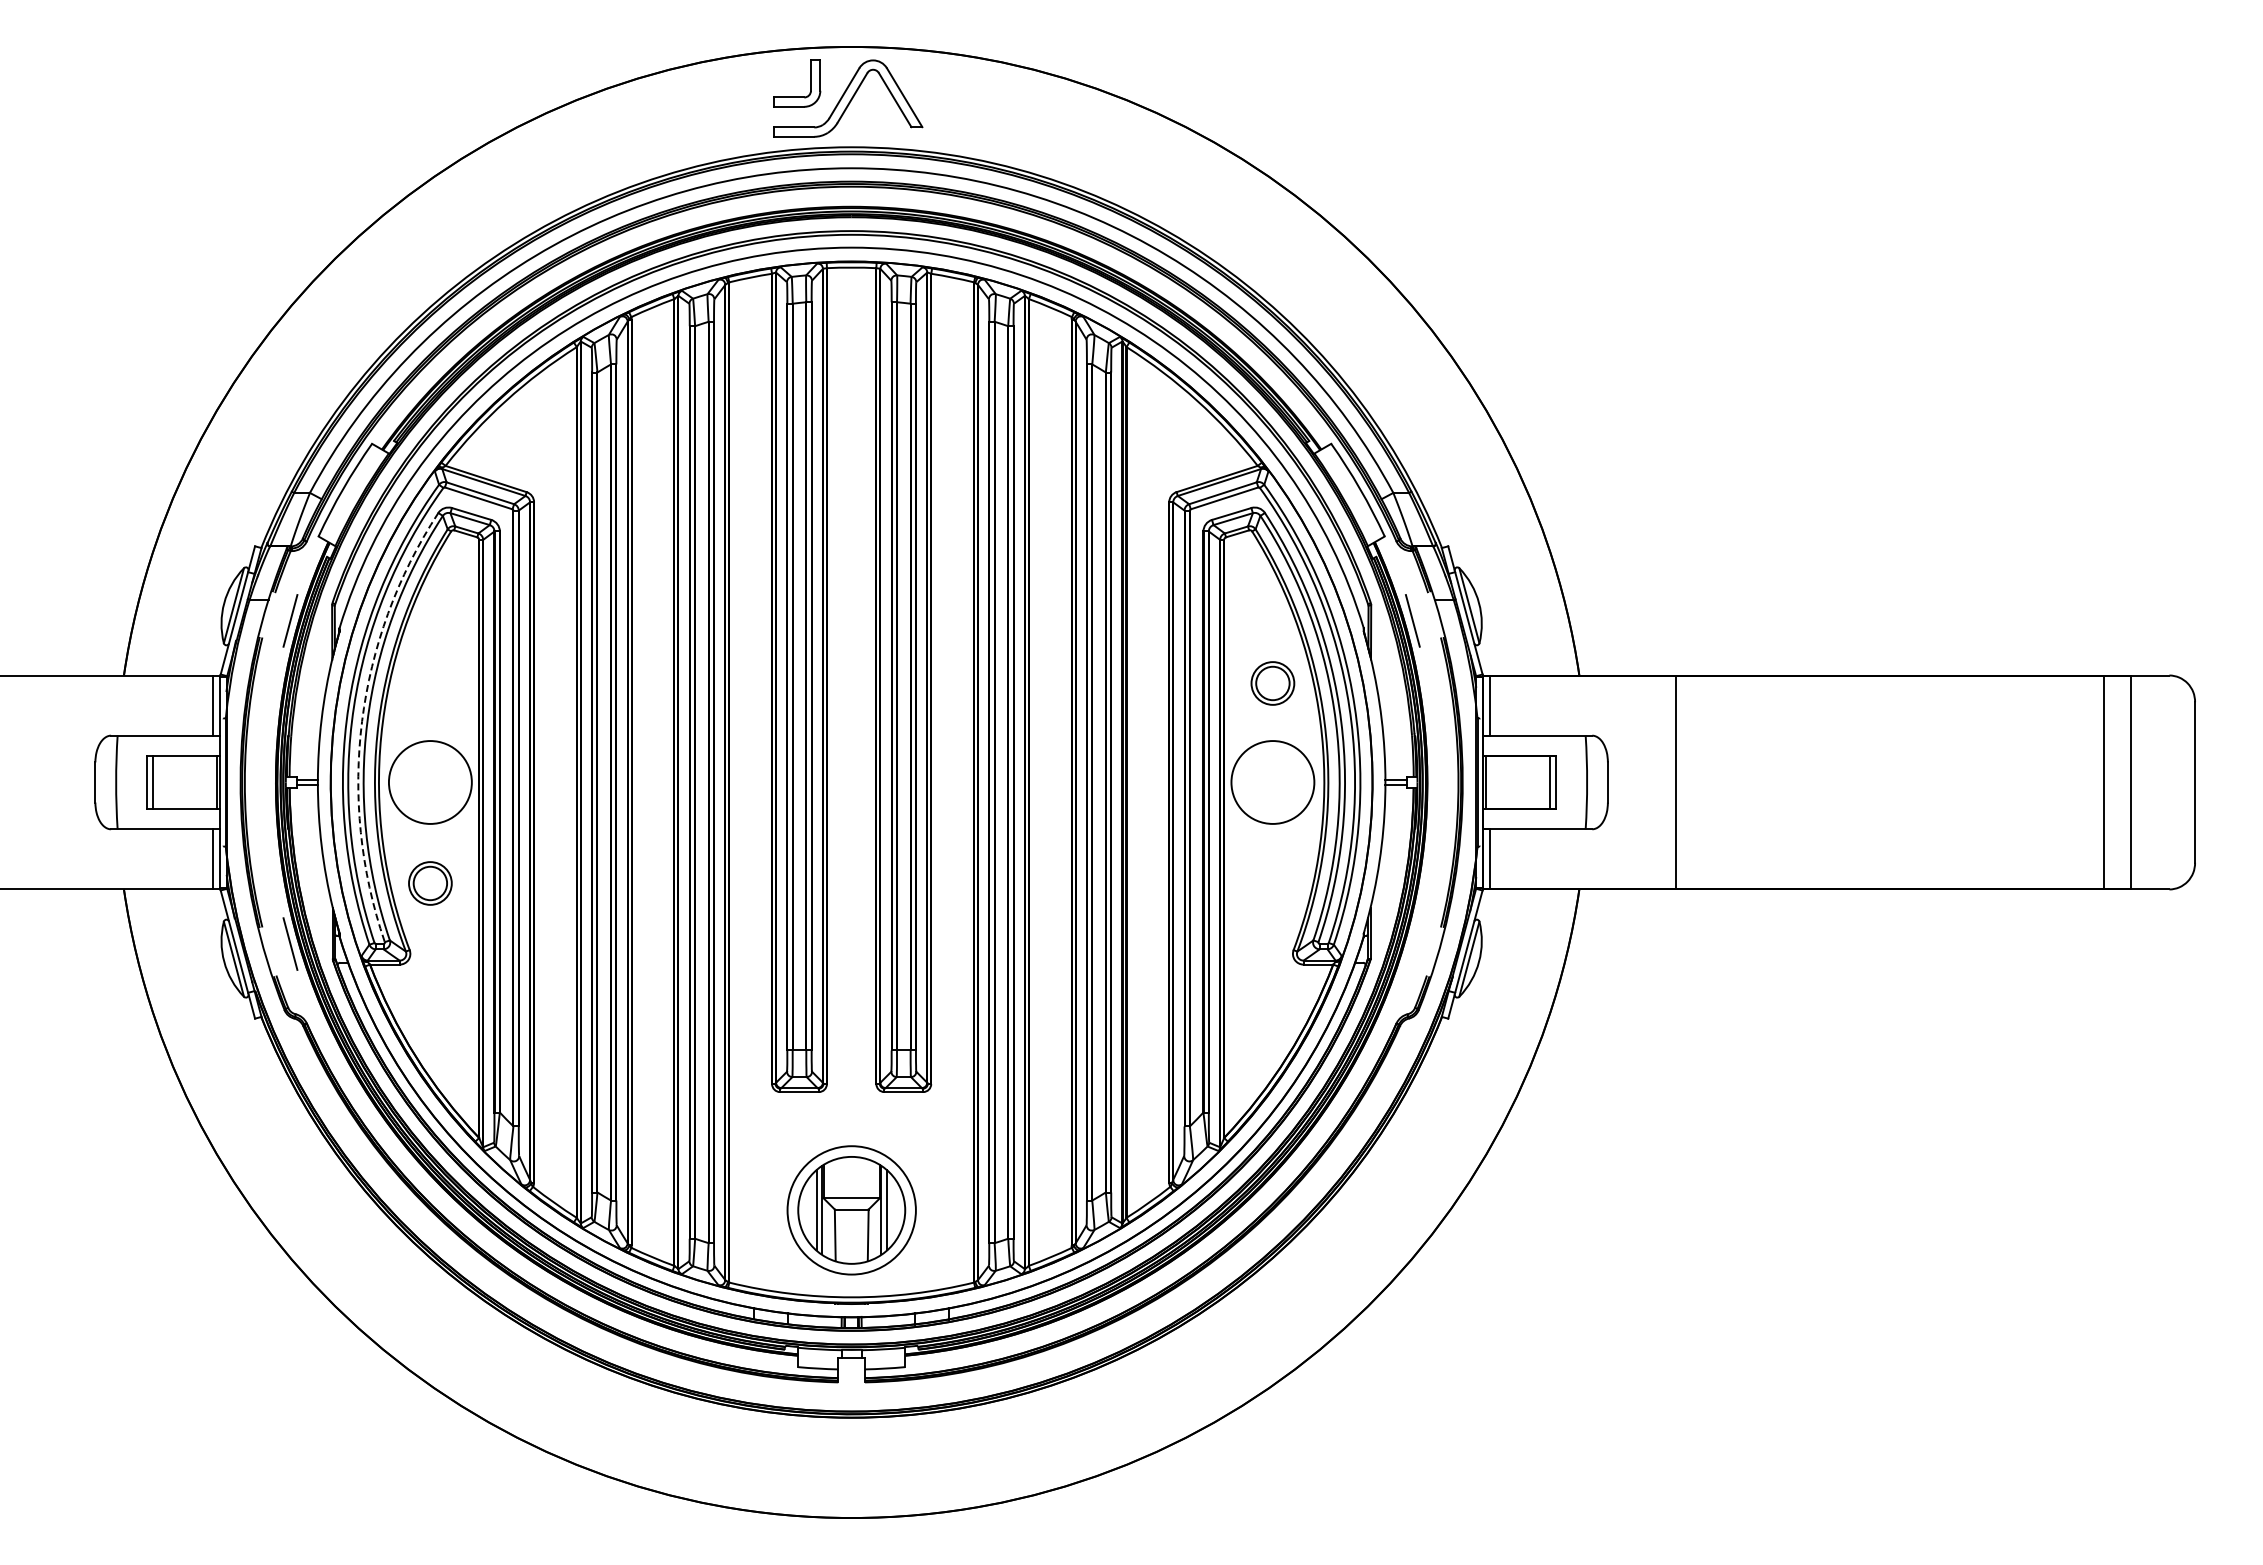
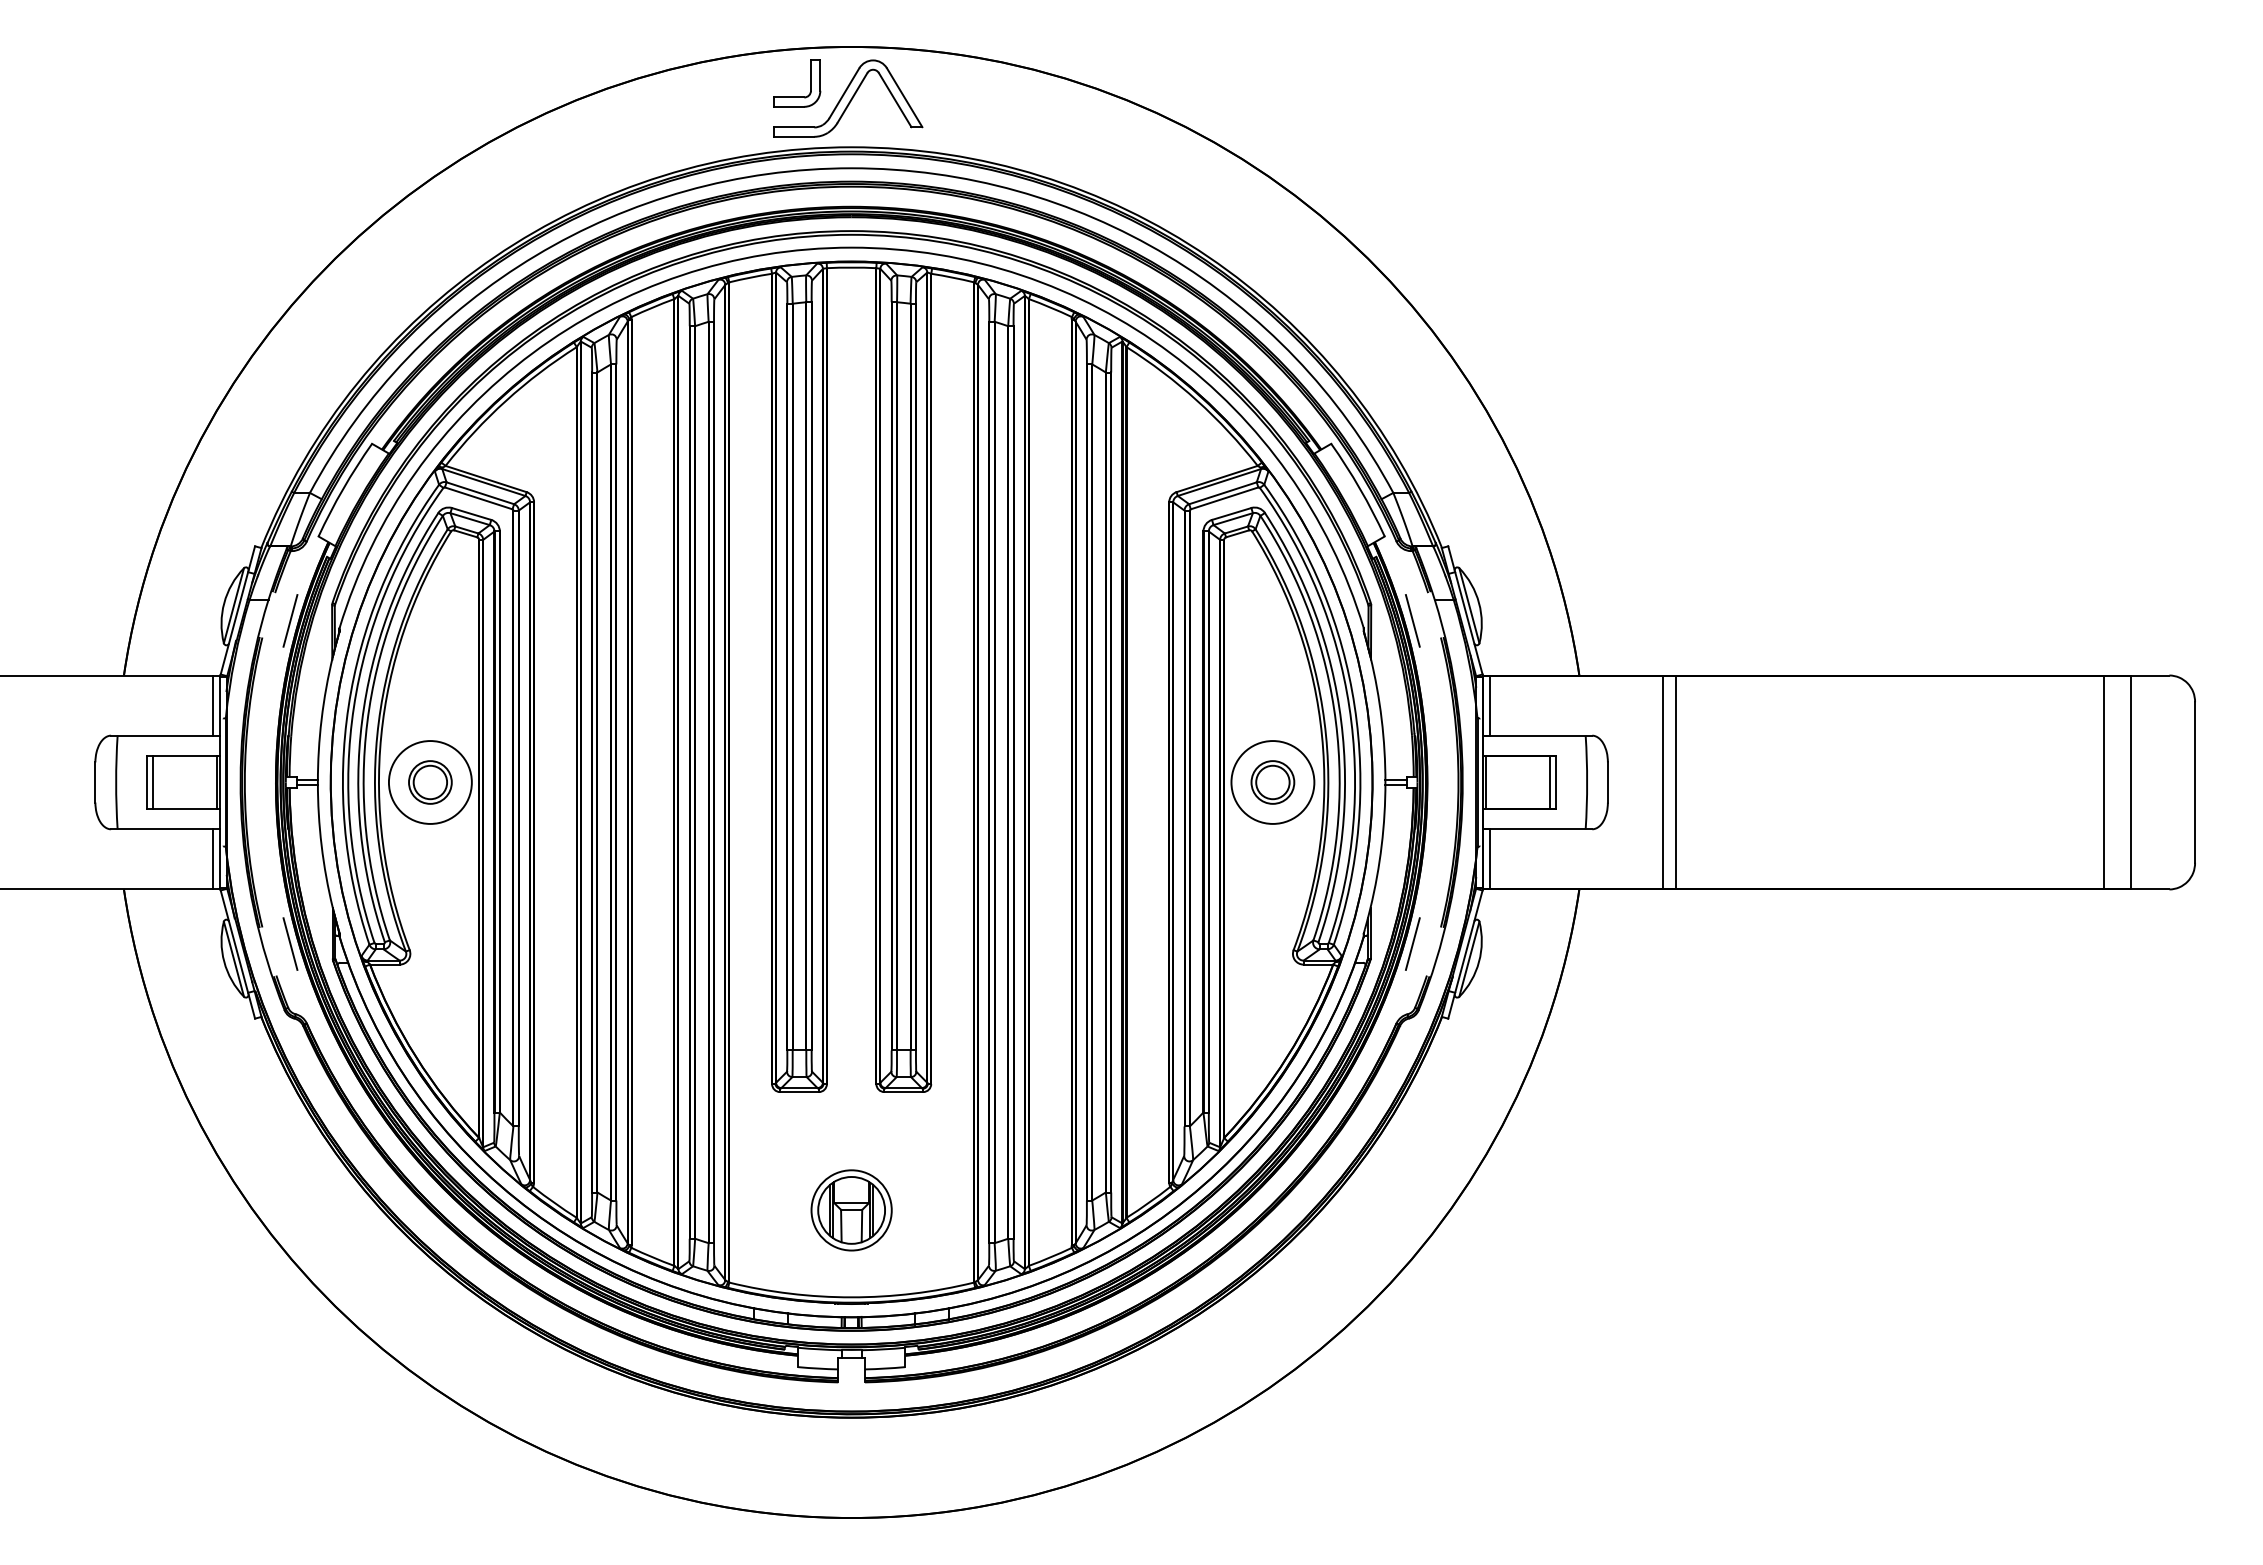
part position: (1272, 683) -> (1272, 782) (1272, 782)
arc: dashed -> solid (362, 721)
line: none -> present (1662, 782)
part position: (430, 883) -> (430, 782) (430, 782)
line: none -> present (1412, 943)
part size: 131x131 px -> 83x83 px (851, 1210)
